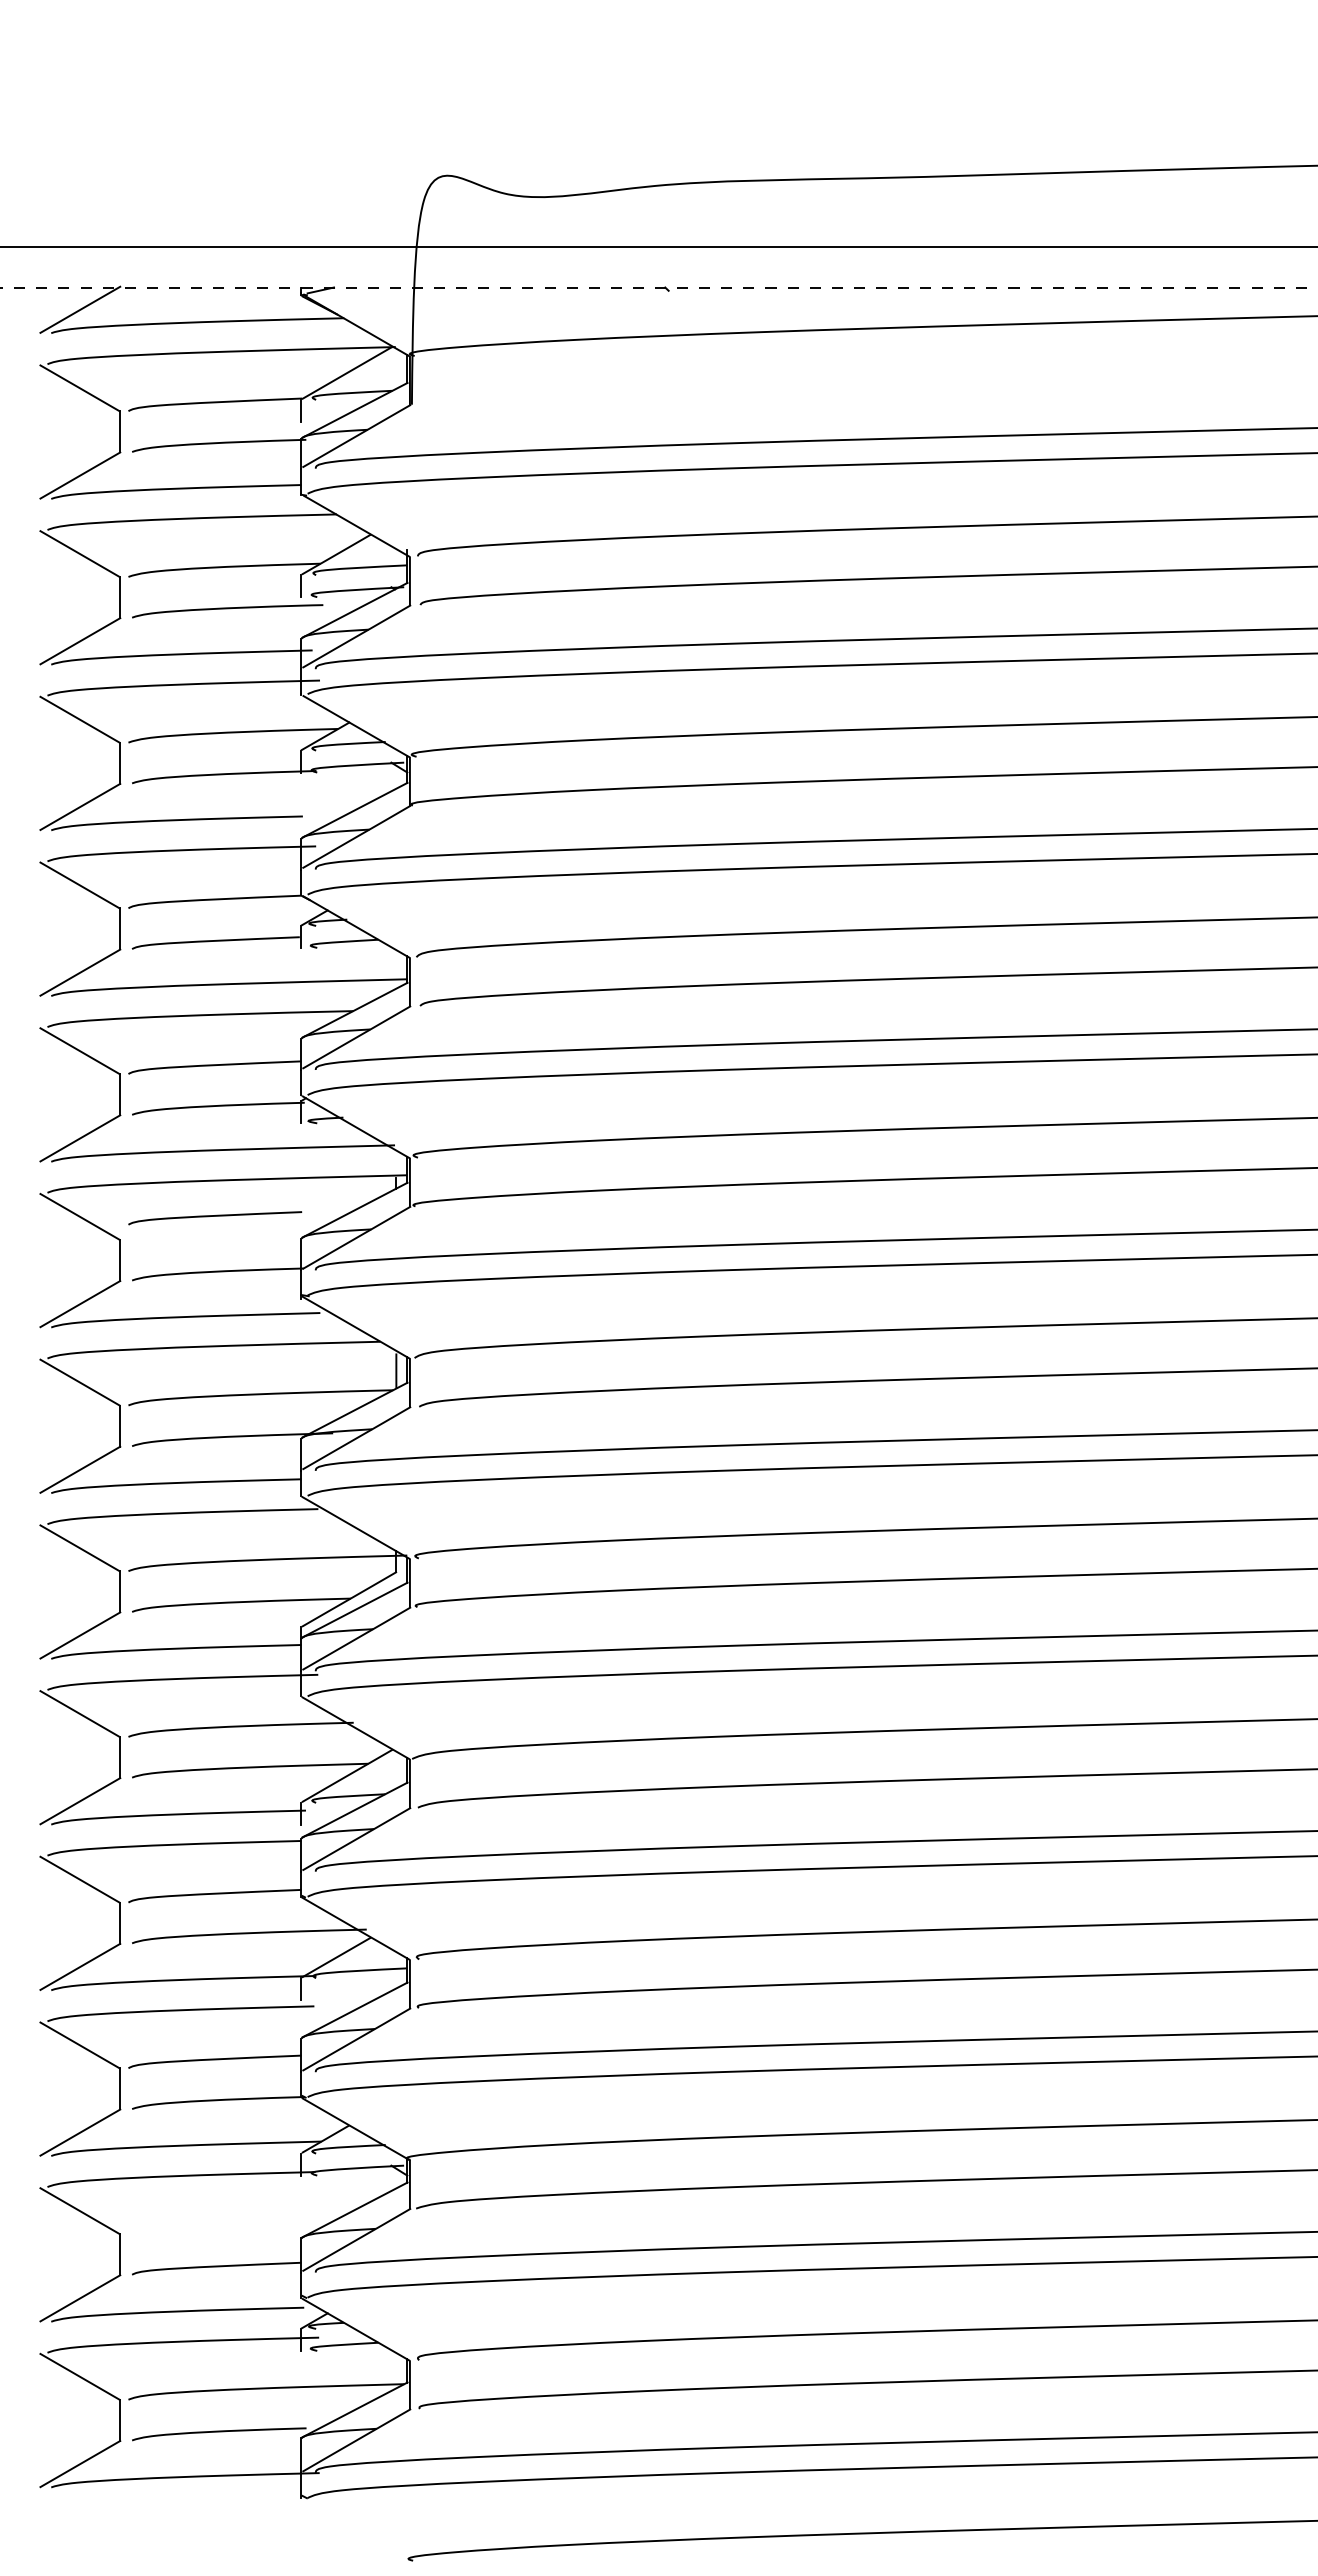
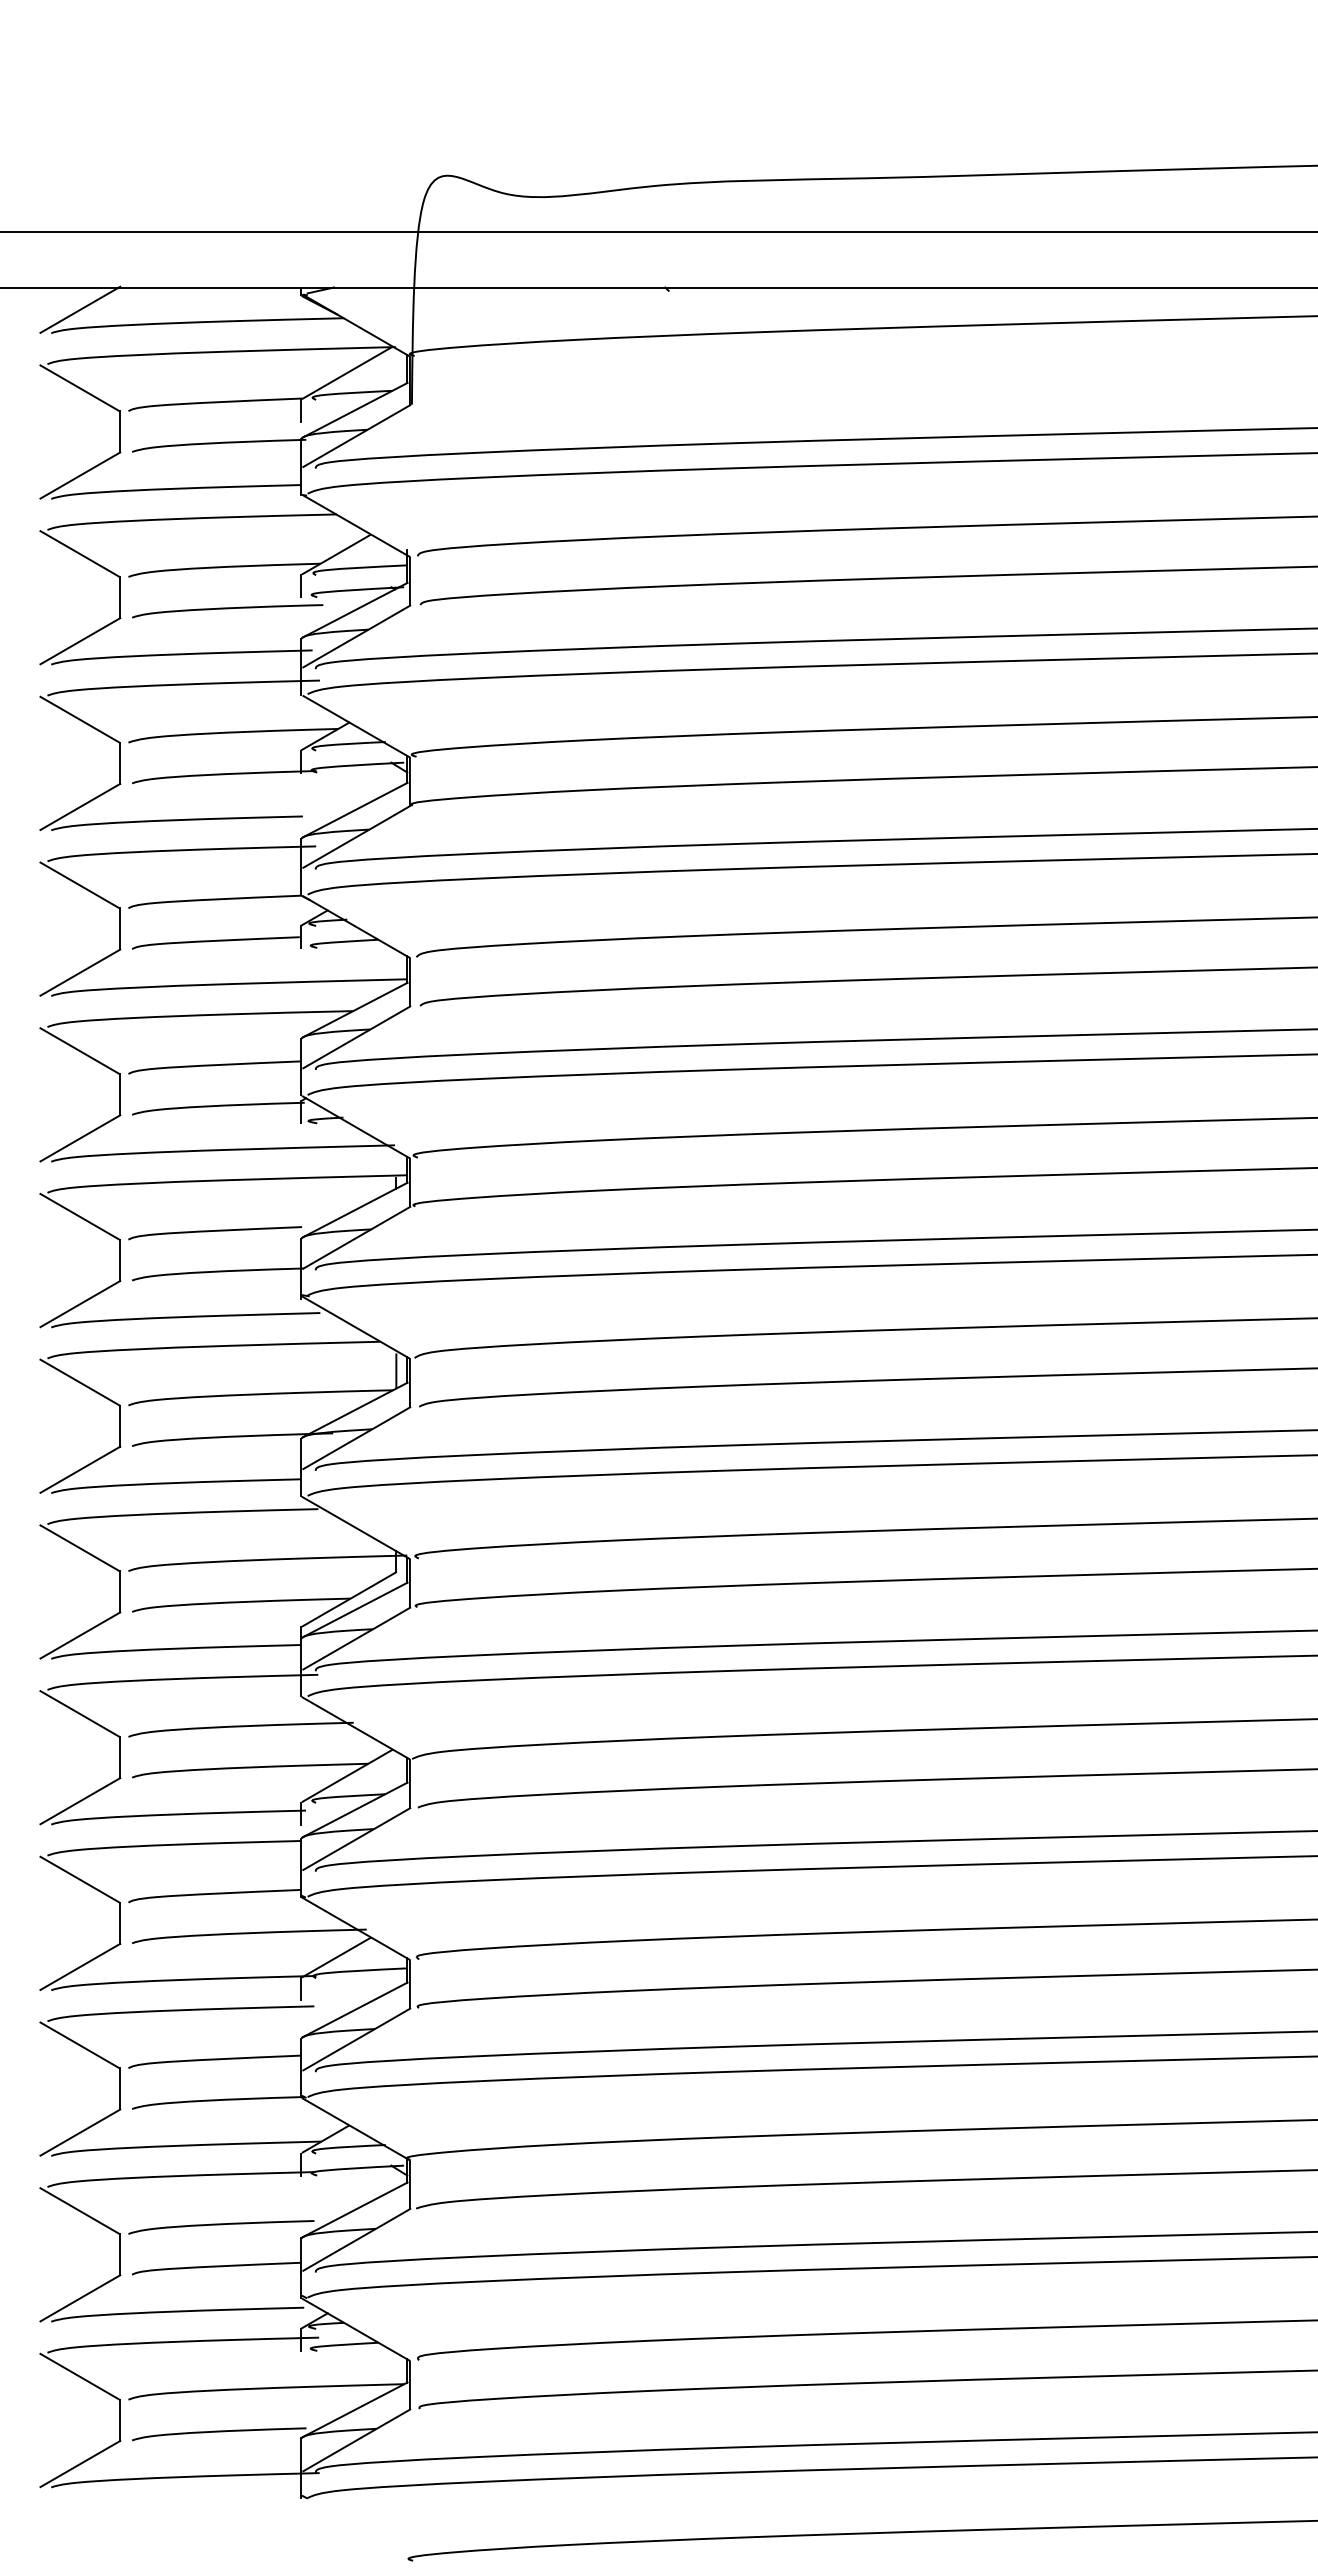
line position: (658, 247) -> (658, 232) (658, 232)
line: dashed -> solid (659, 287)
curve position: (215, 1216) -> (215, 1231) (215, 1231)
curve: none -> present (221, 2225)
